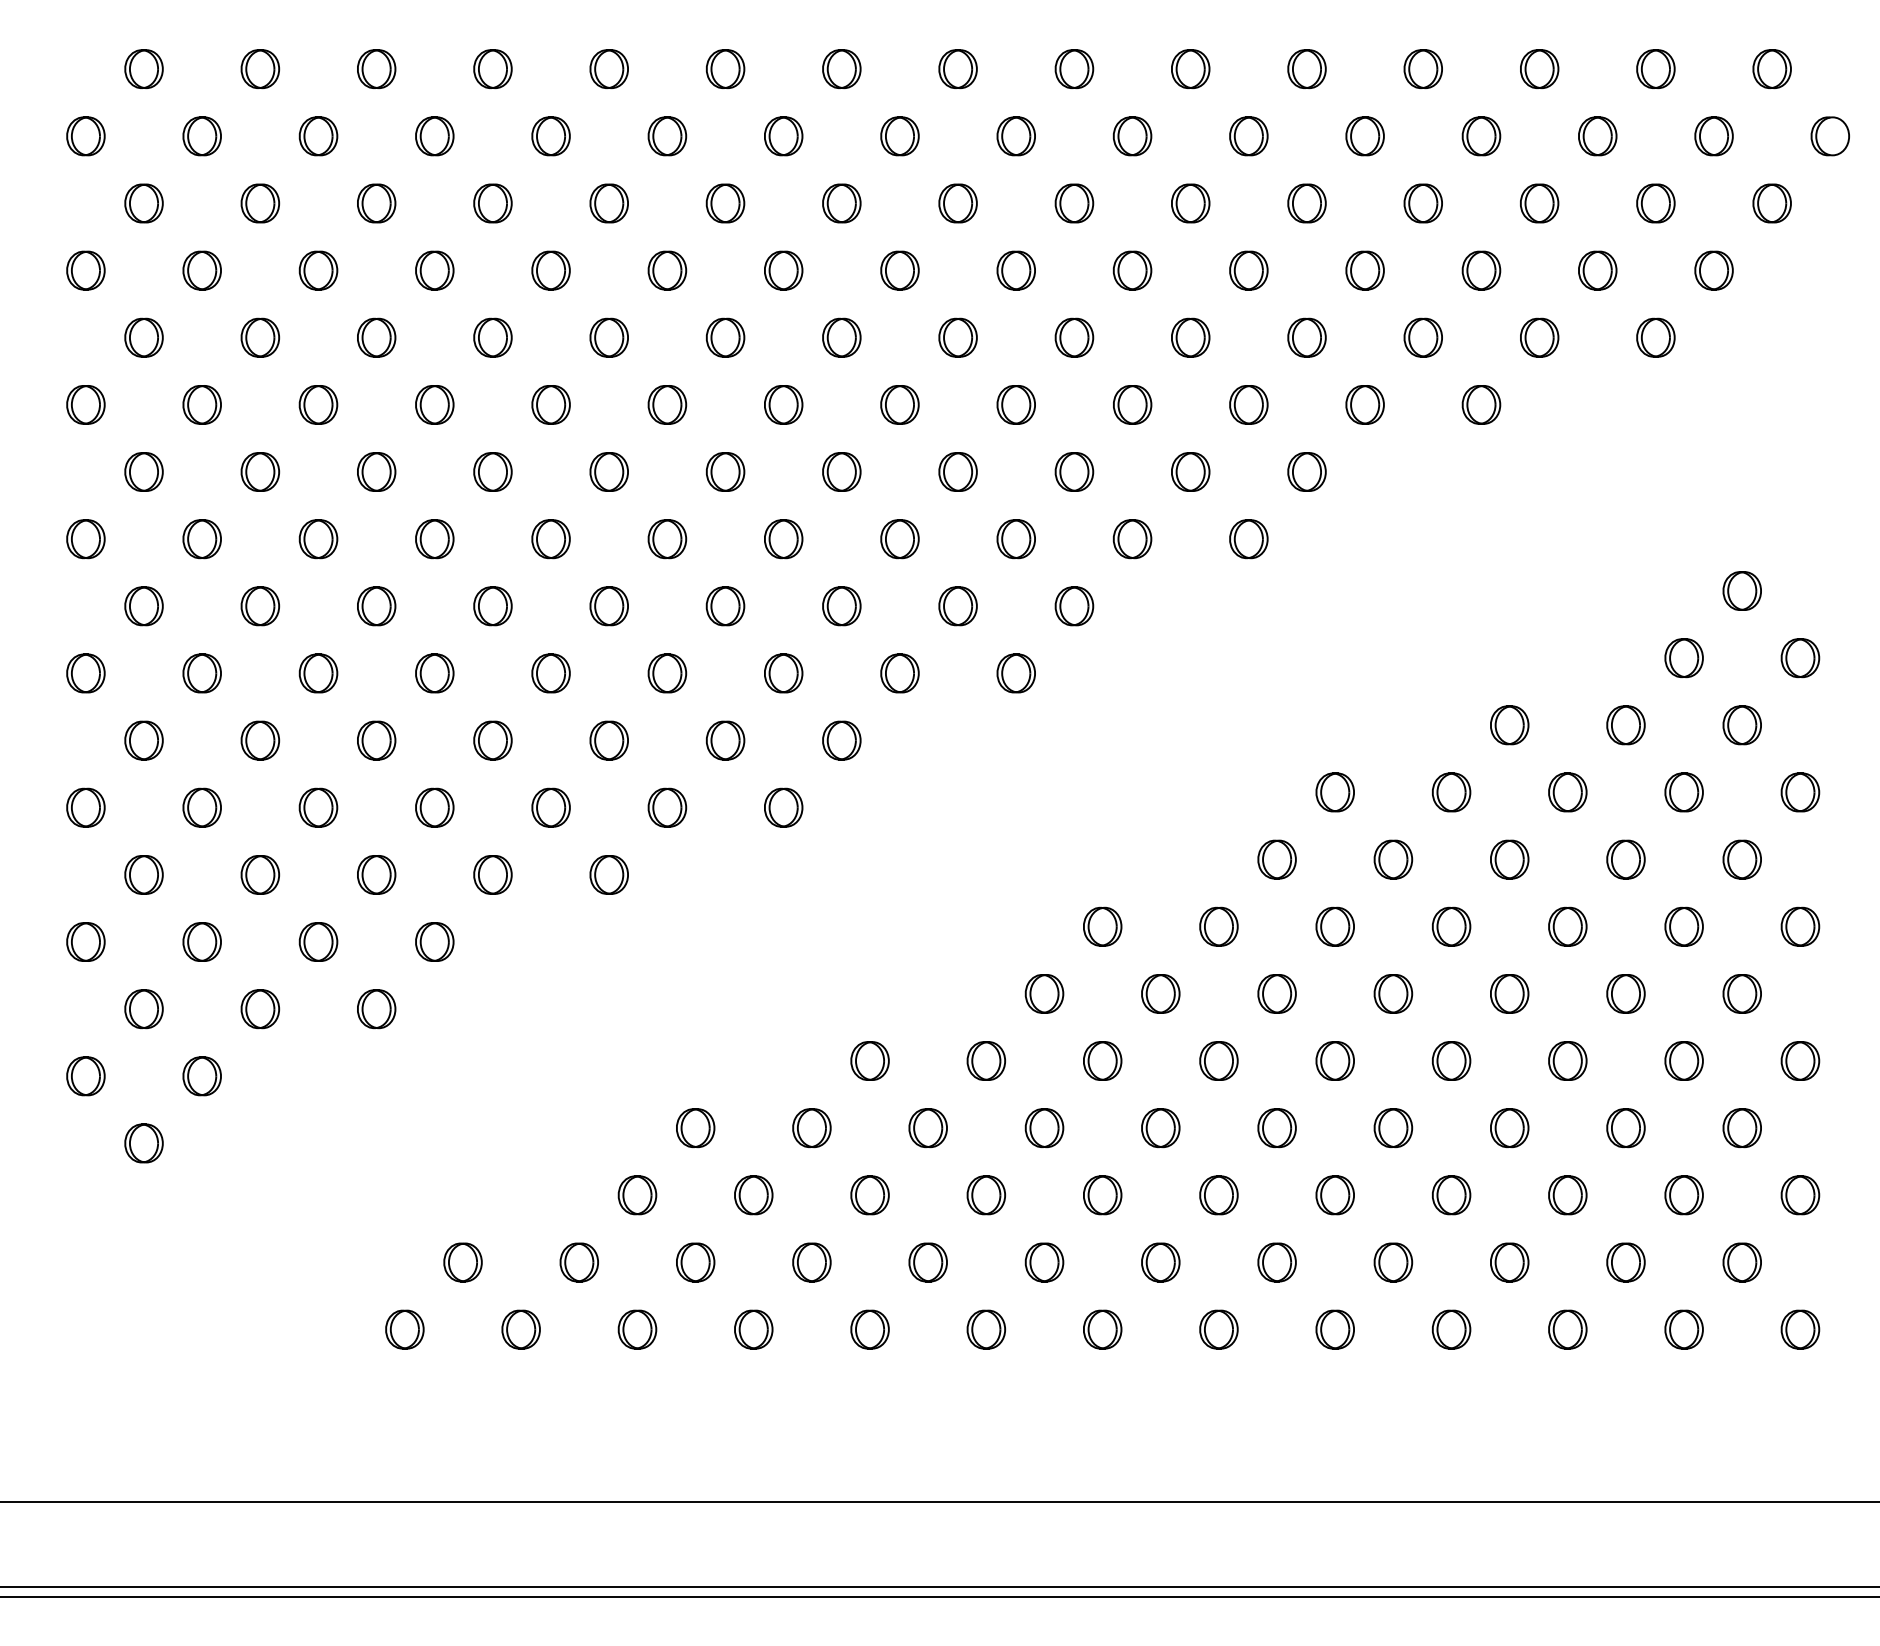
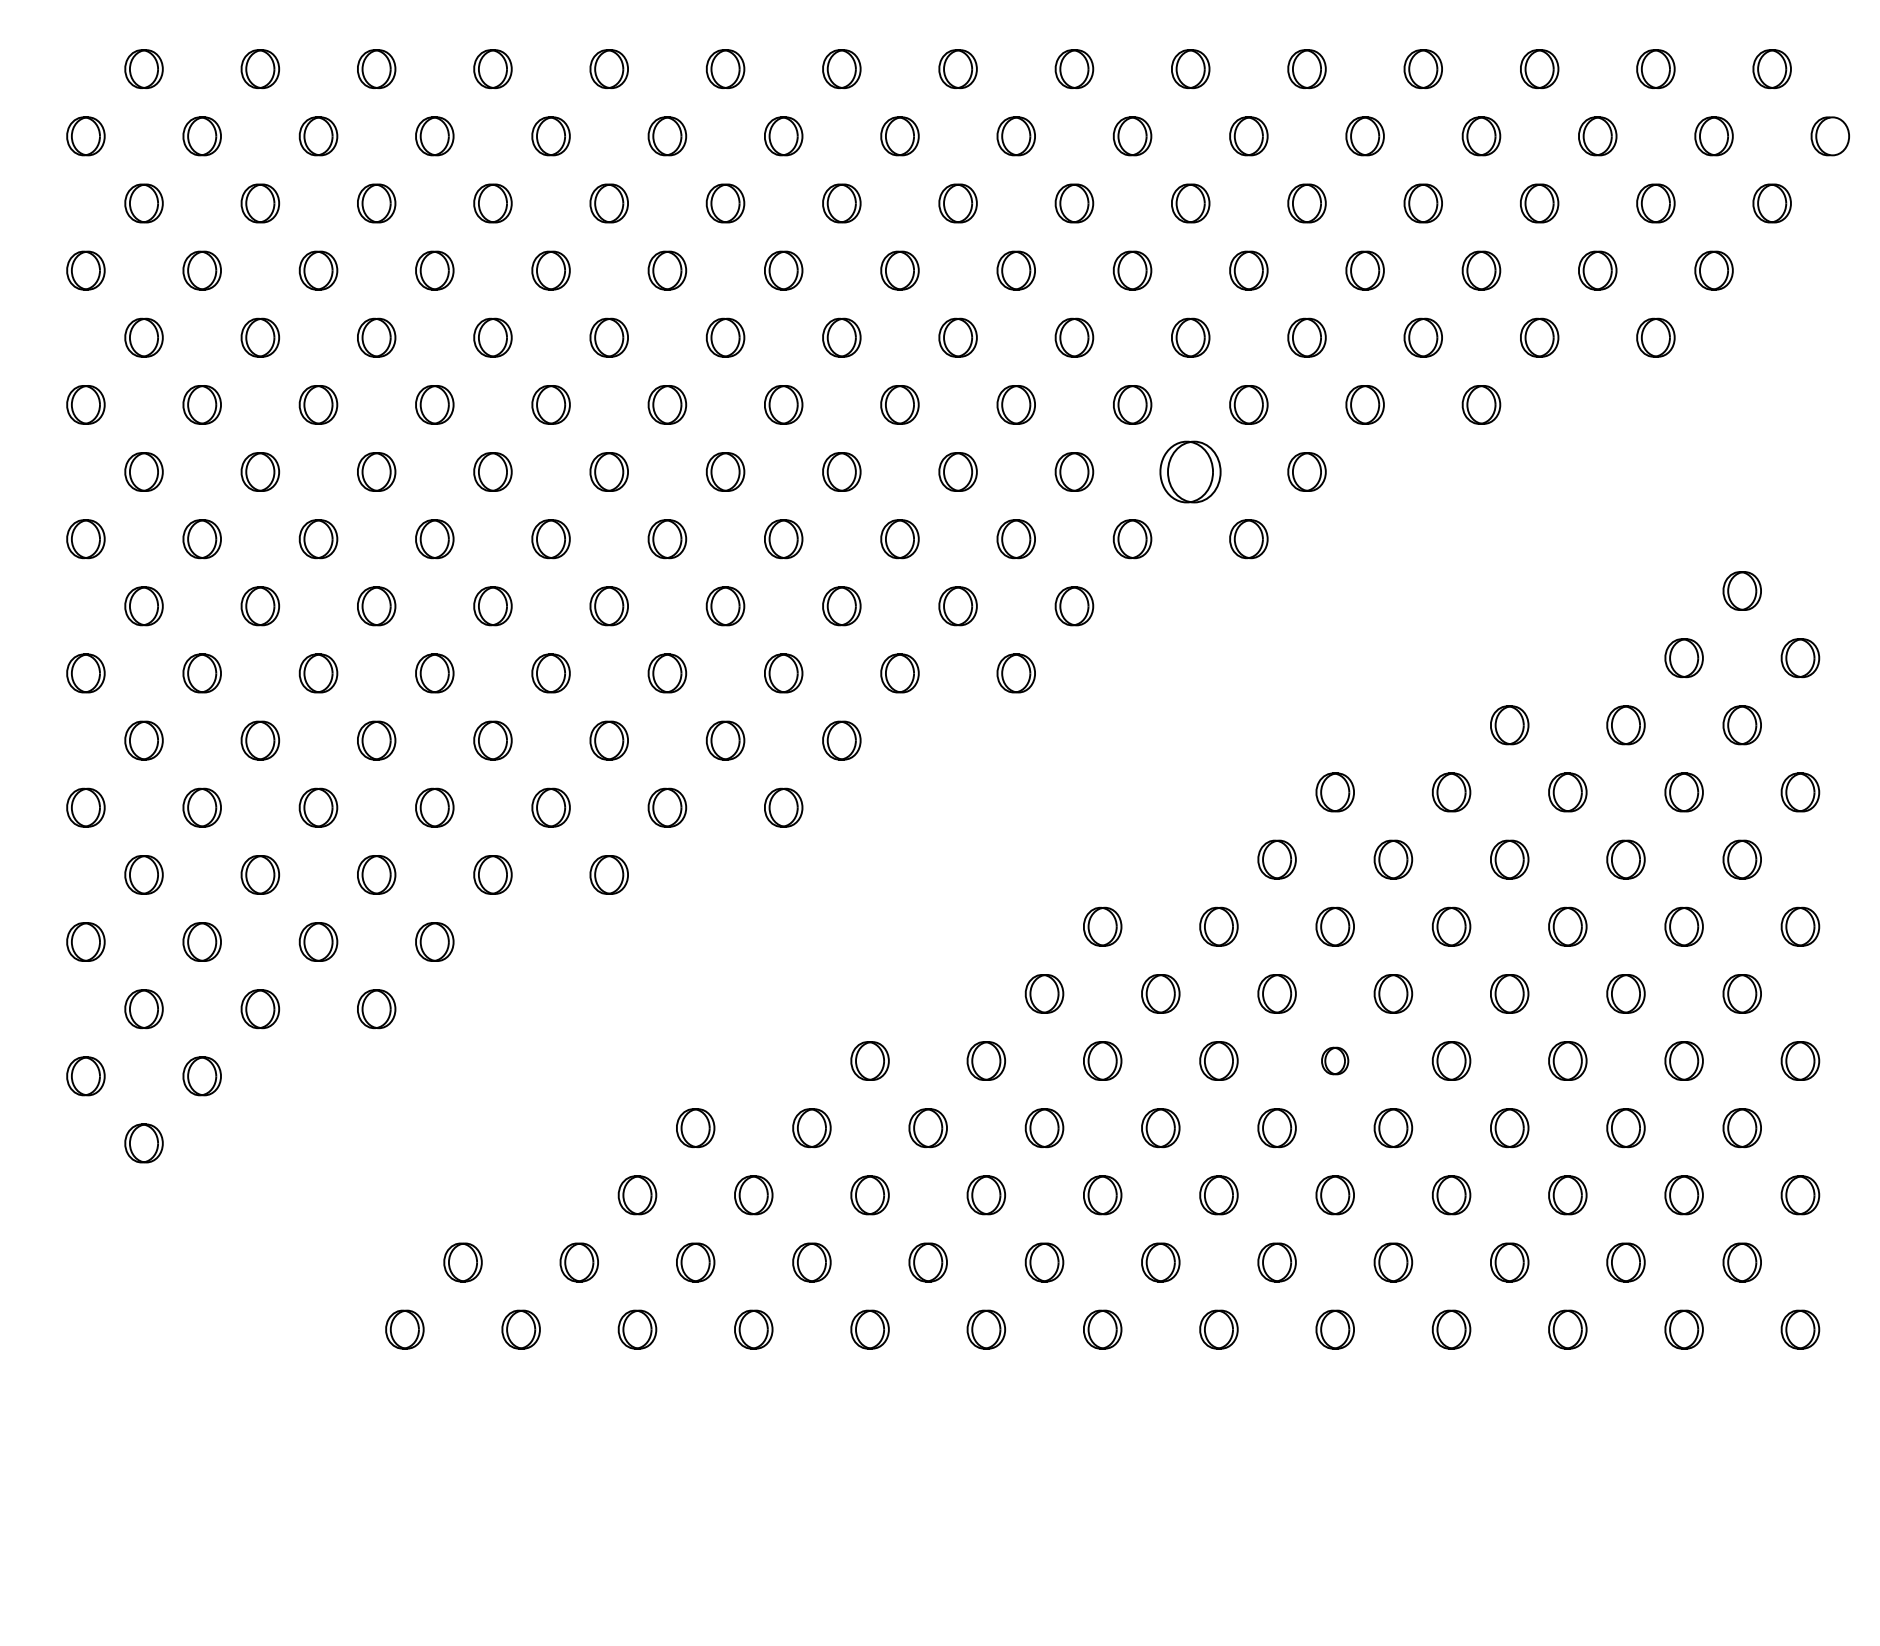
part size: 40x40 px -> 63x64 px (1190, 471)
part size: 40x40 px -> 29x30 px (1335, 1060)
line: present -> none (939, 1501)
line: present -> none (939, 1587)
line: present -> none (939, 1596)
